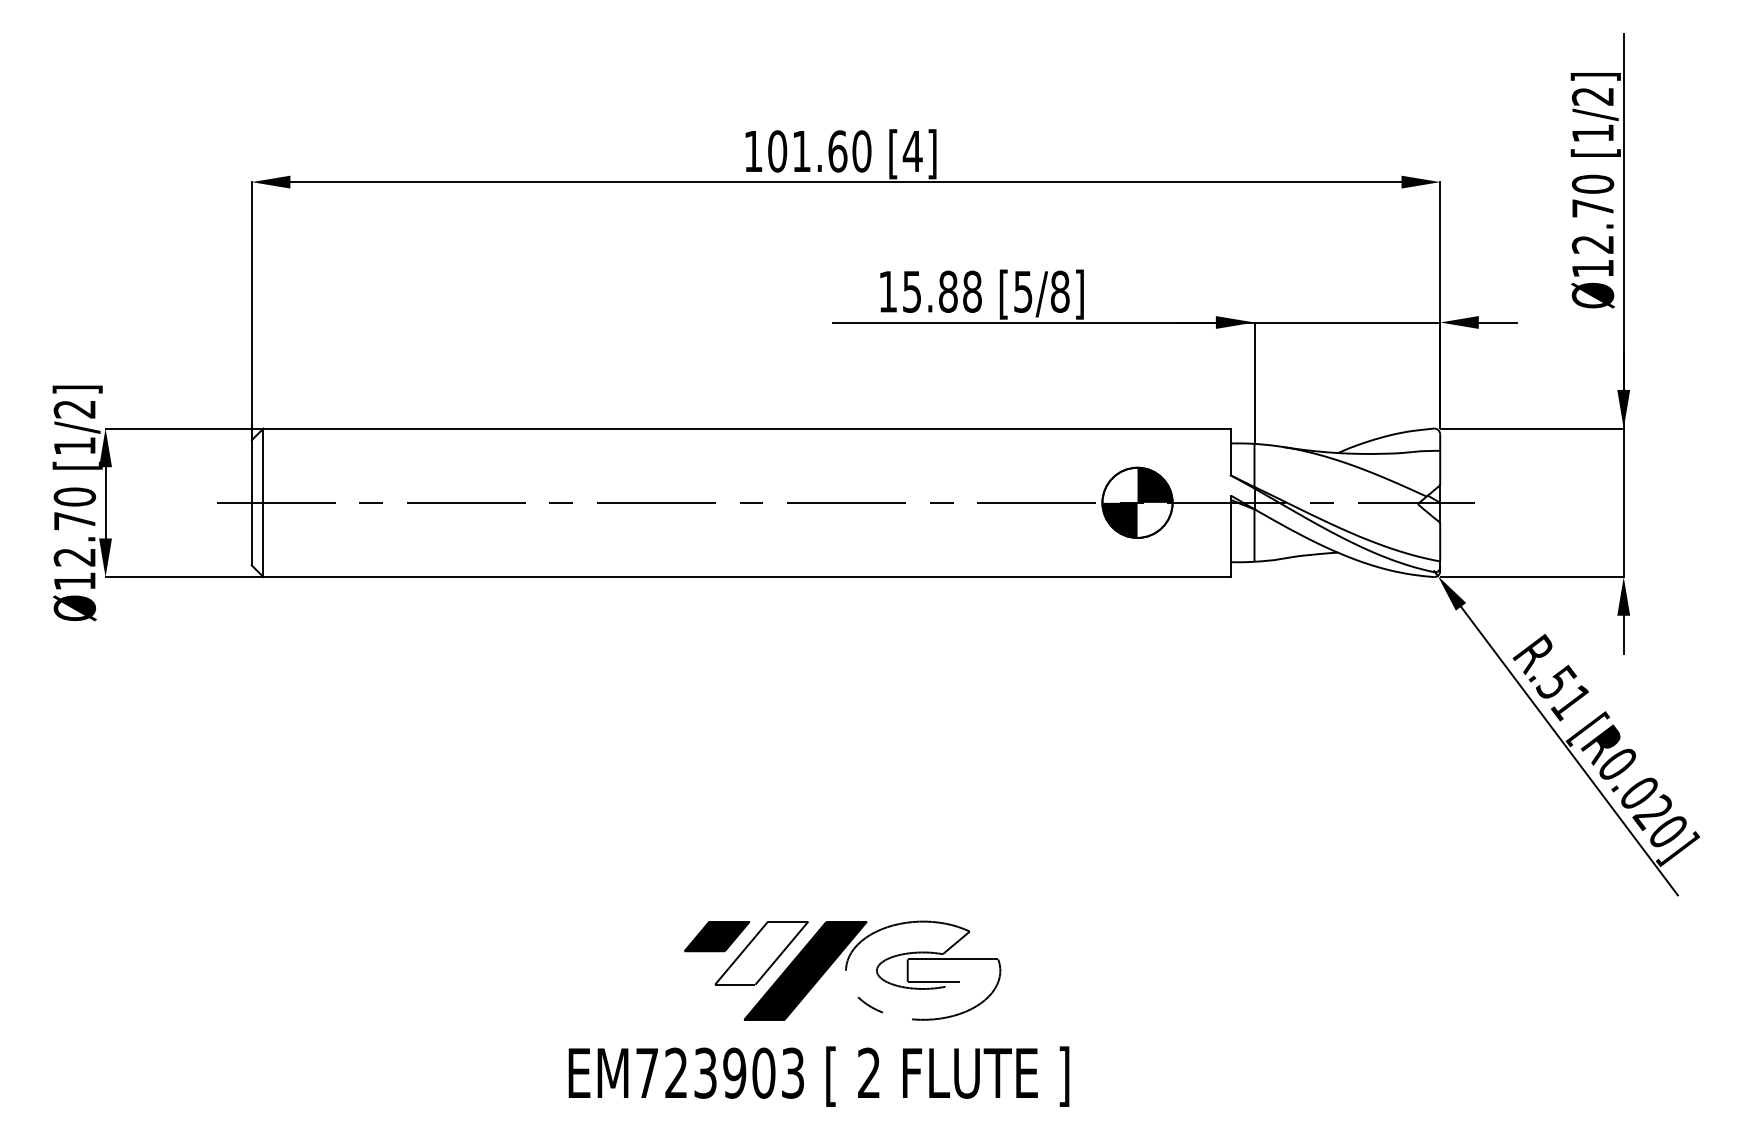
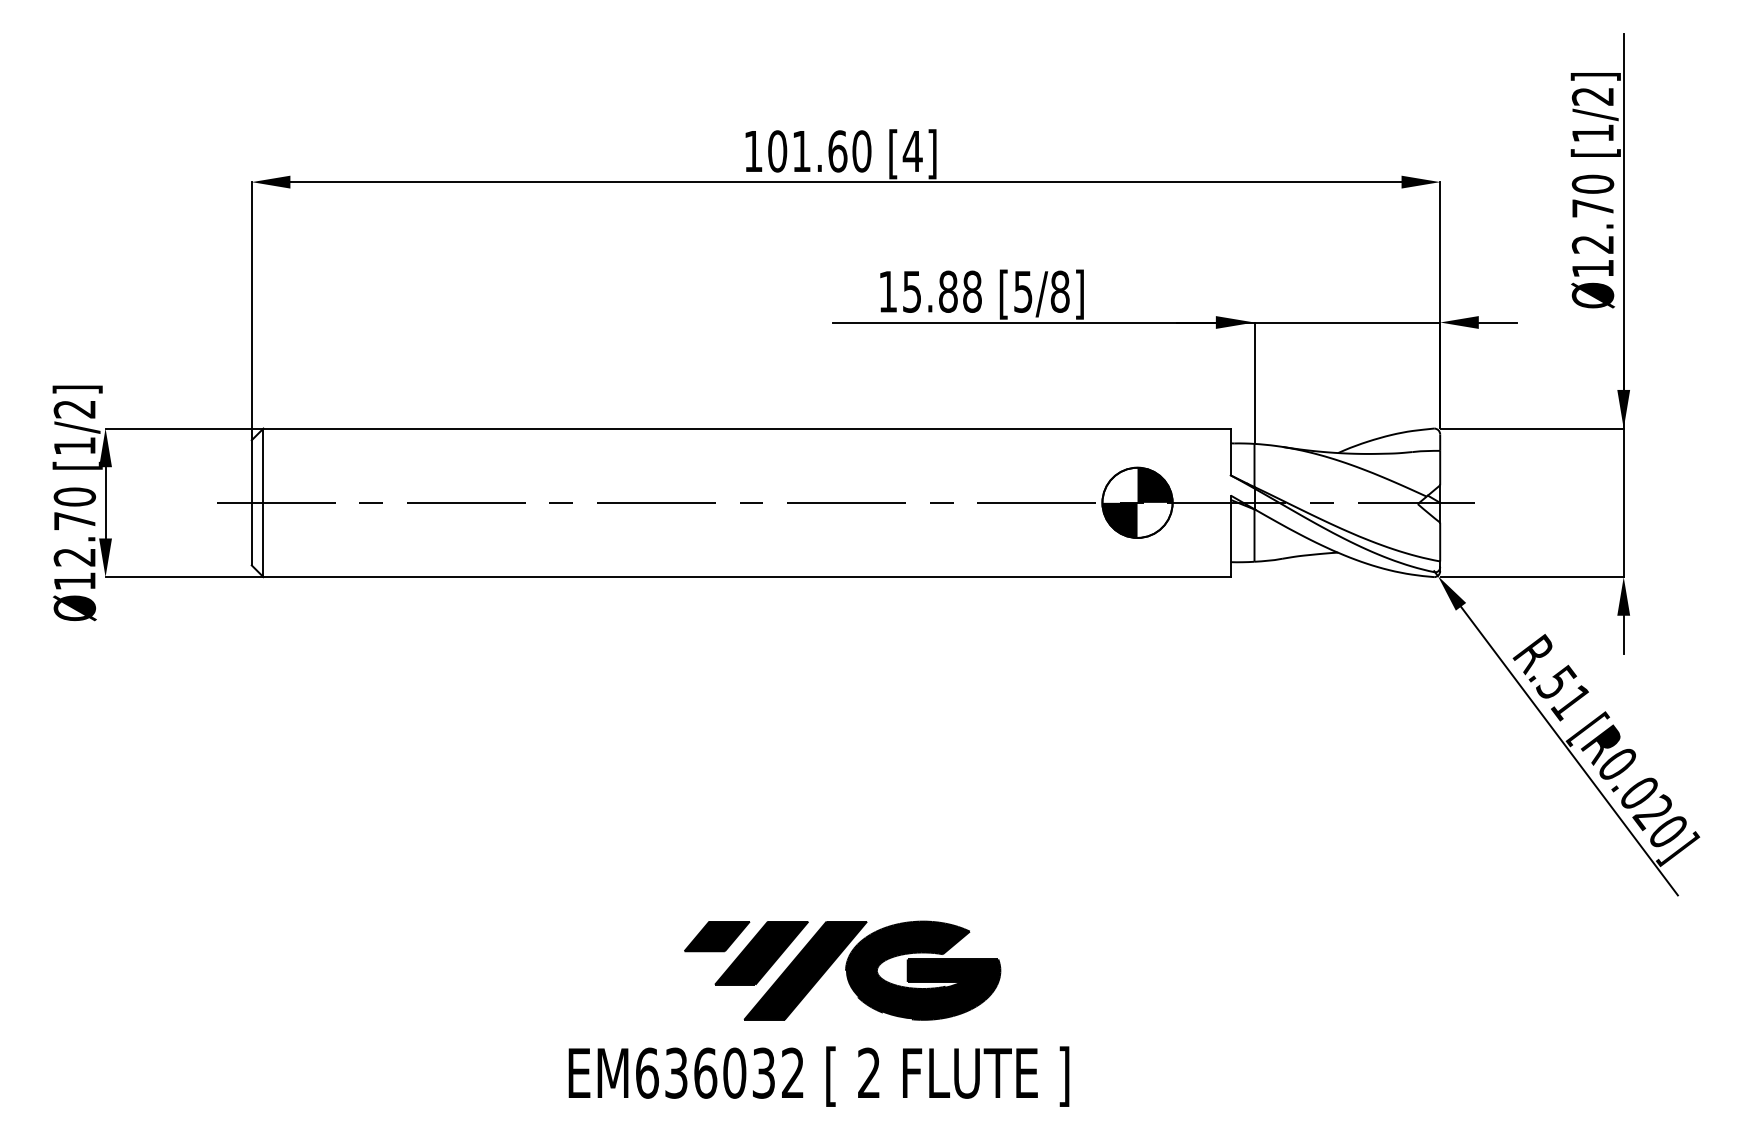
fill: none -> present (761, 952)
fill: none -> present (923, 970)
text: EM723903 -> EM636032 (719, 1072)
